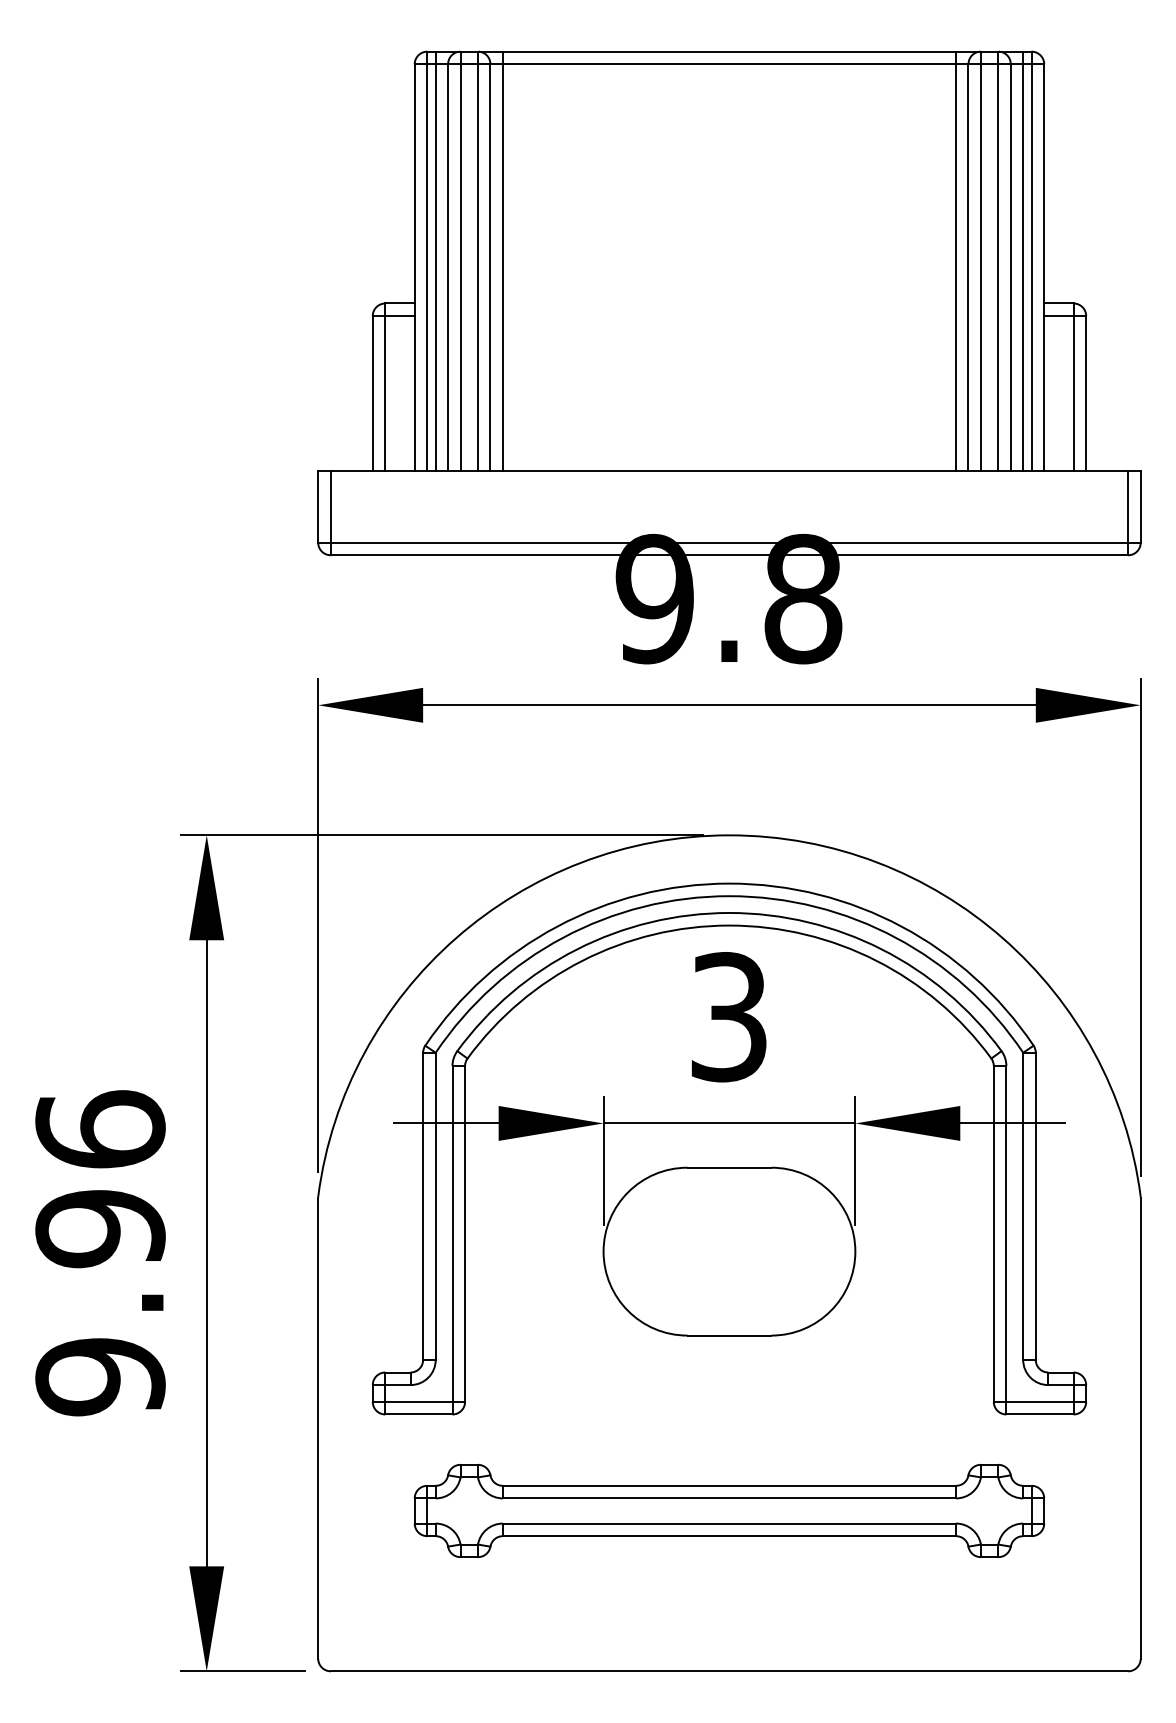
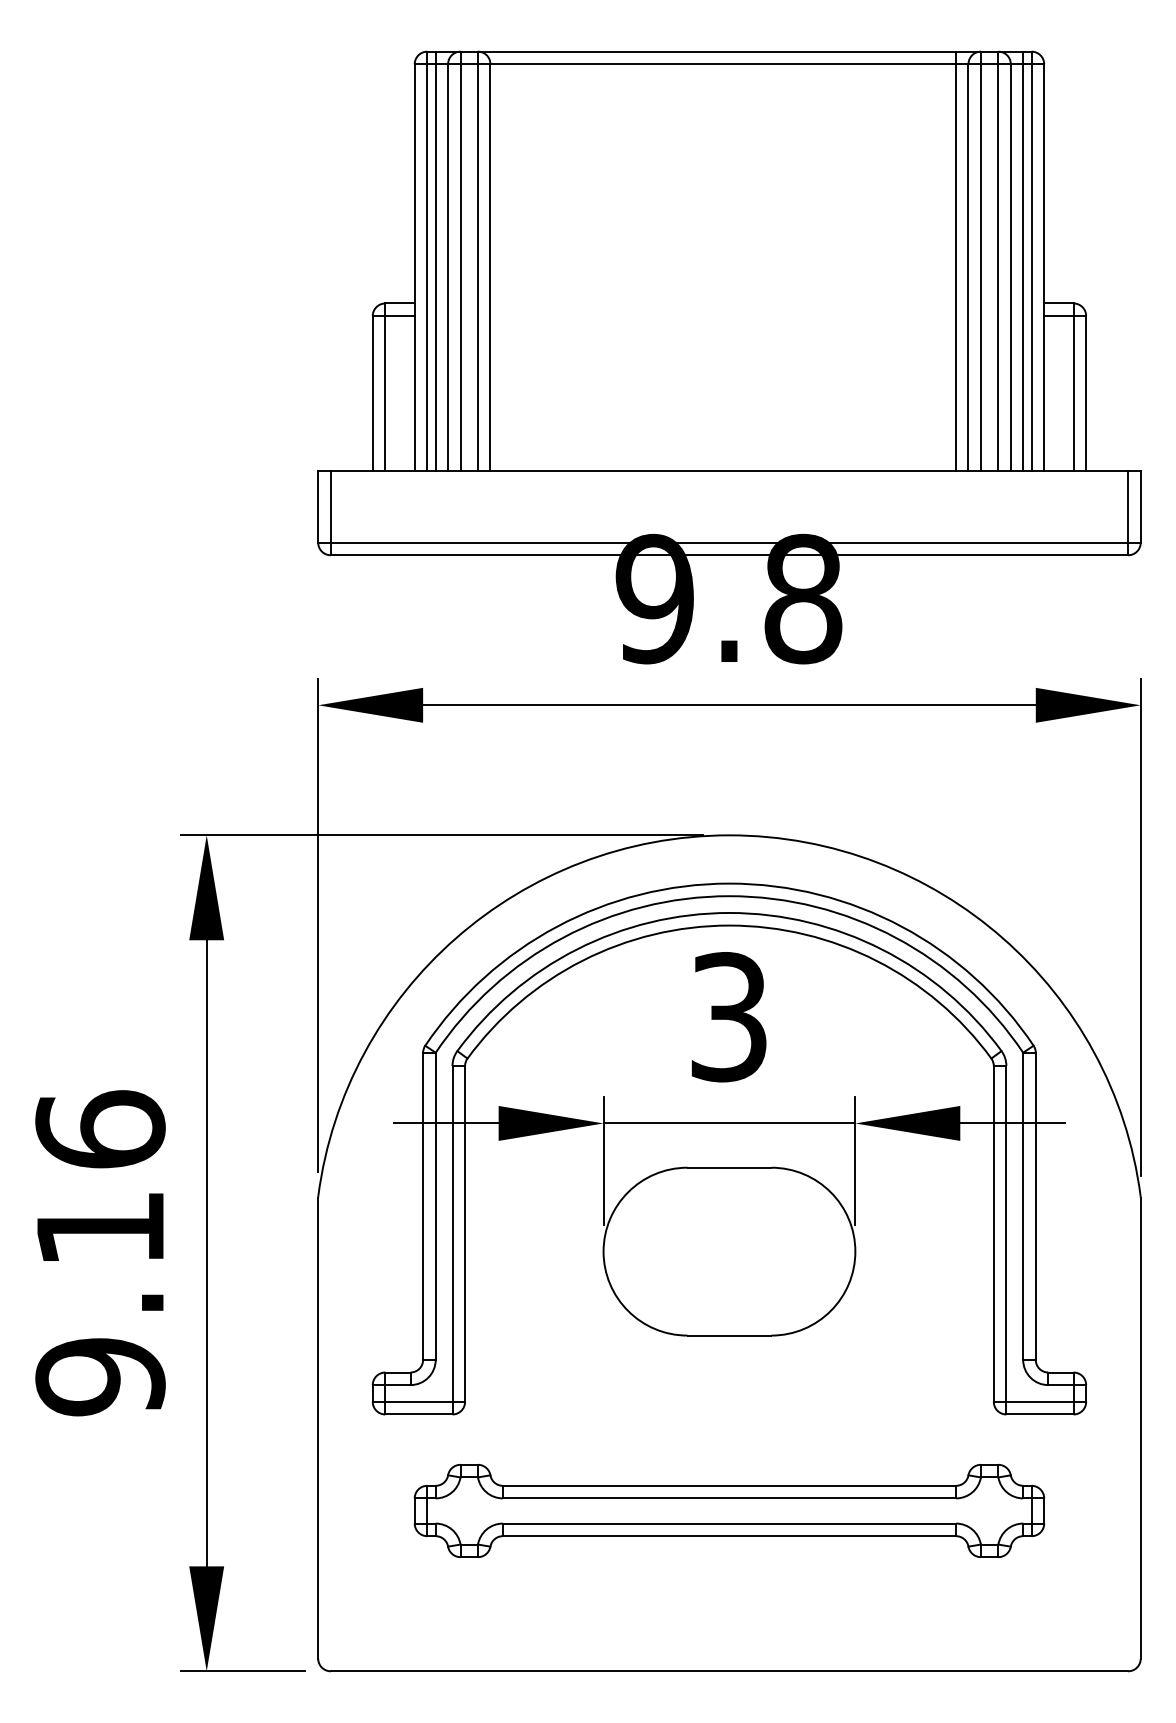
line: present -> none (502, 261)
text: 9.96 -> 9.16 (100, 1229)
